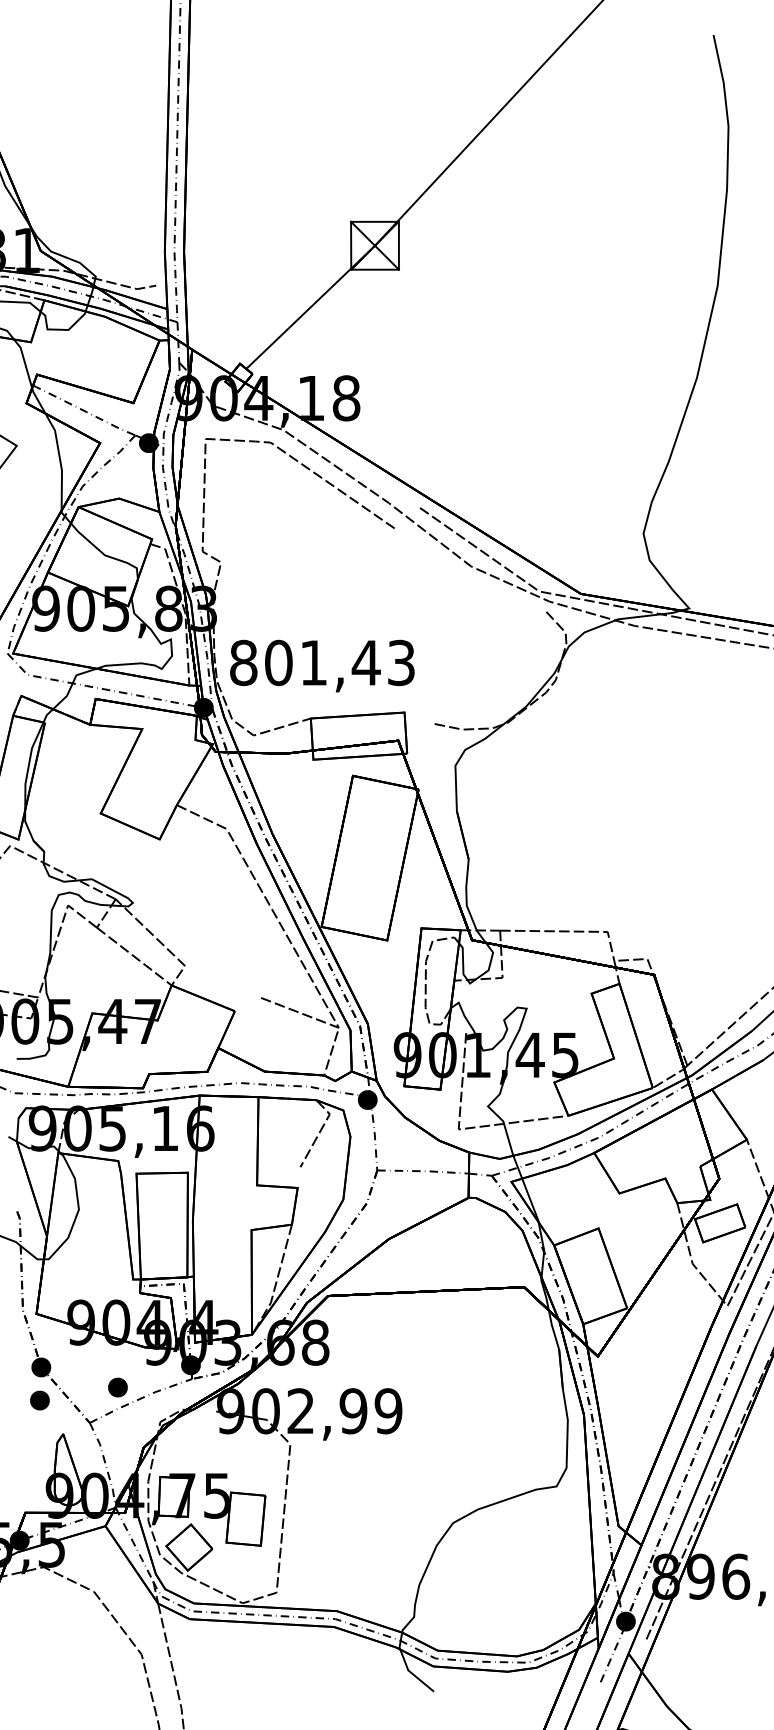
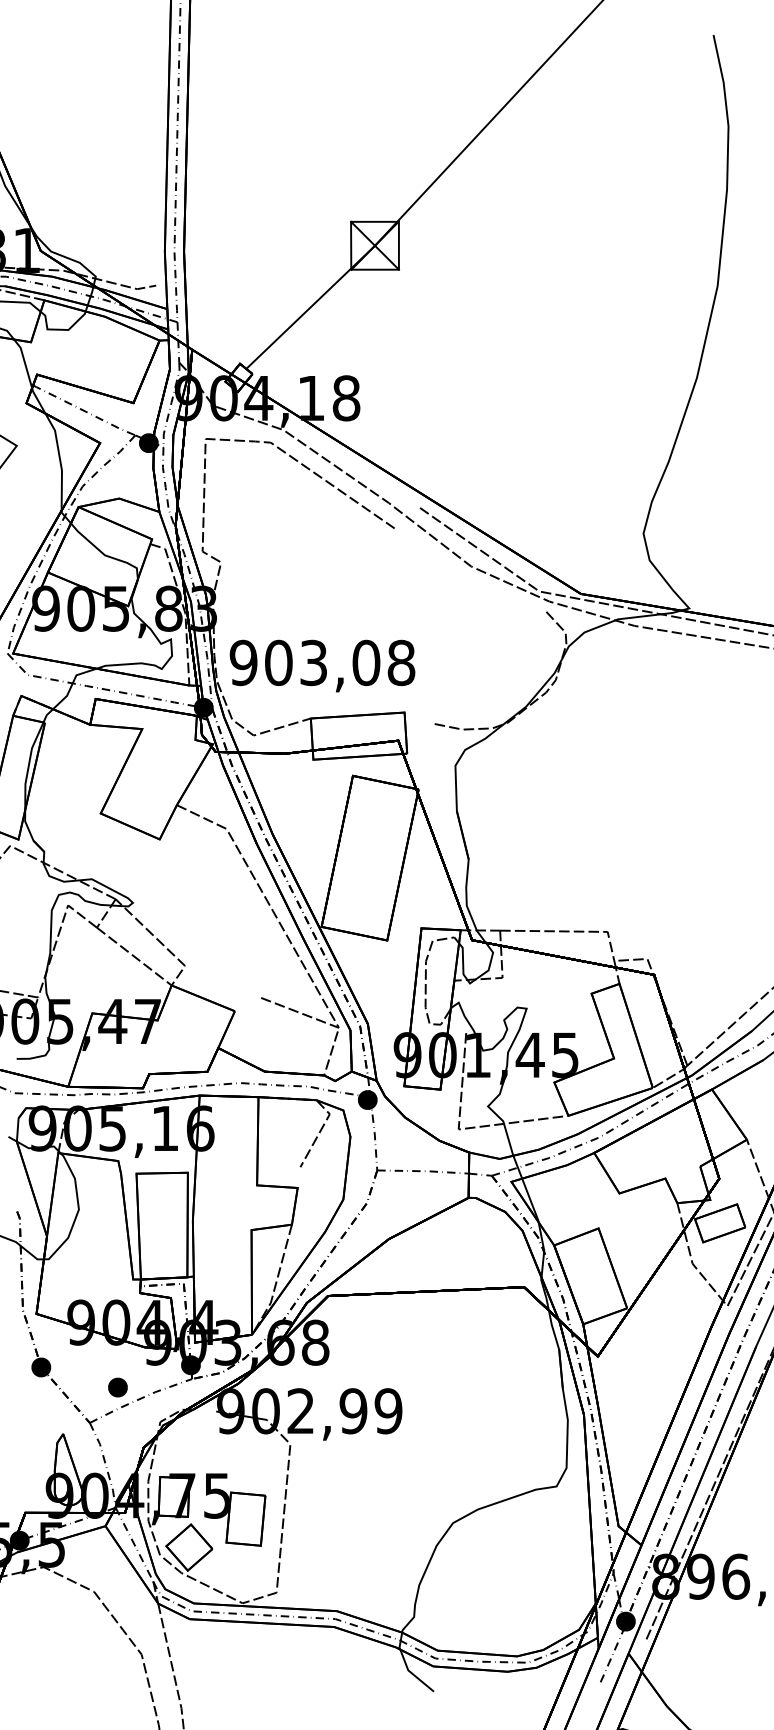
text: 801,43 -> 903,08 (322, 662)
part: present -> none (39, 1400)
